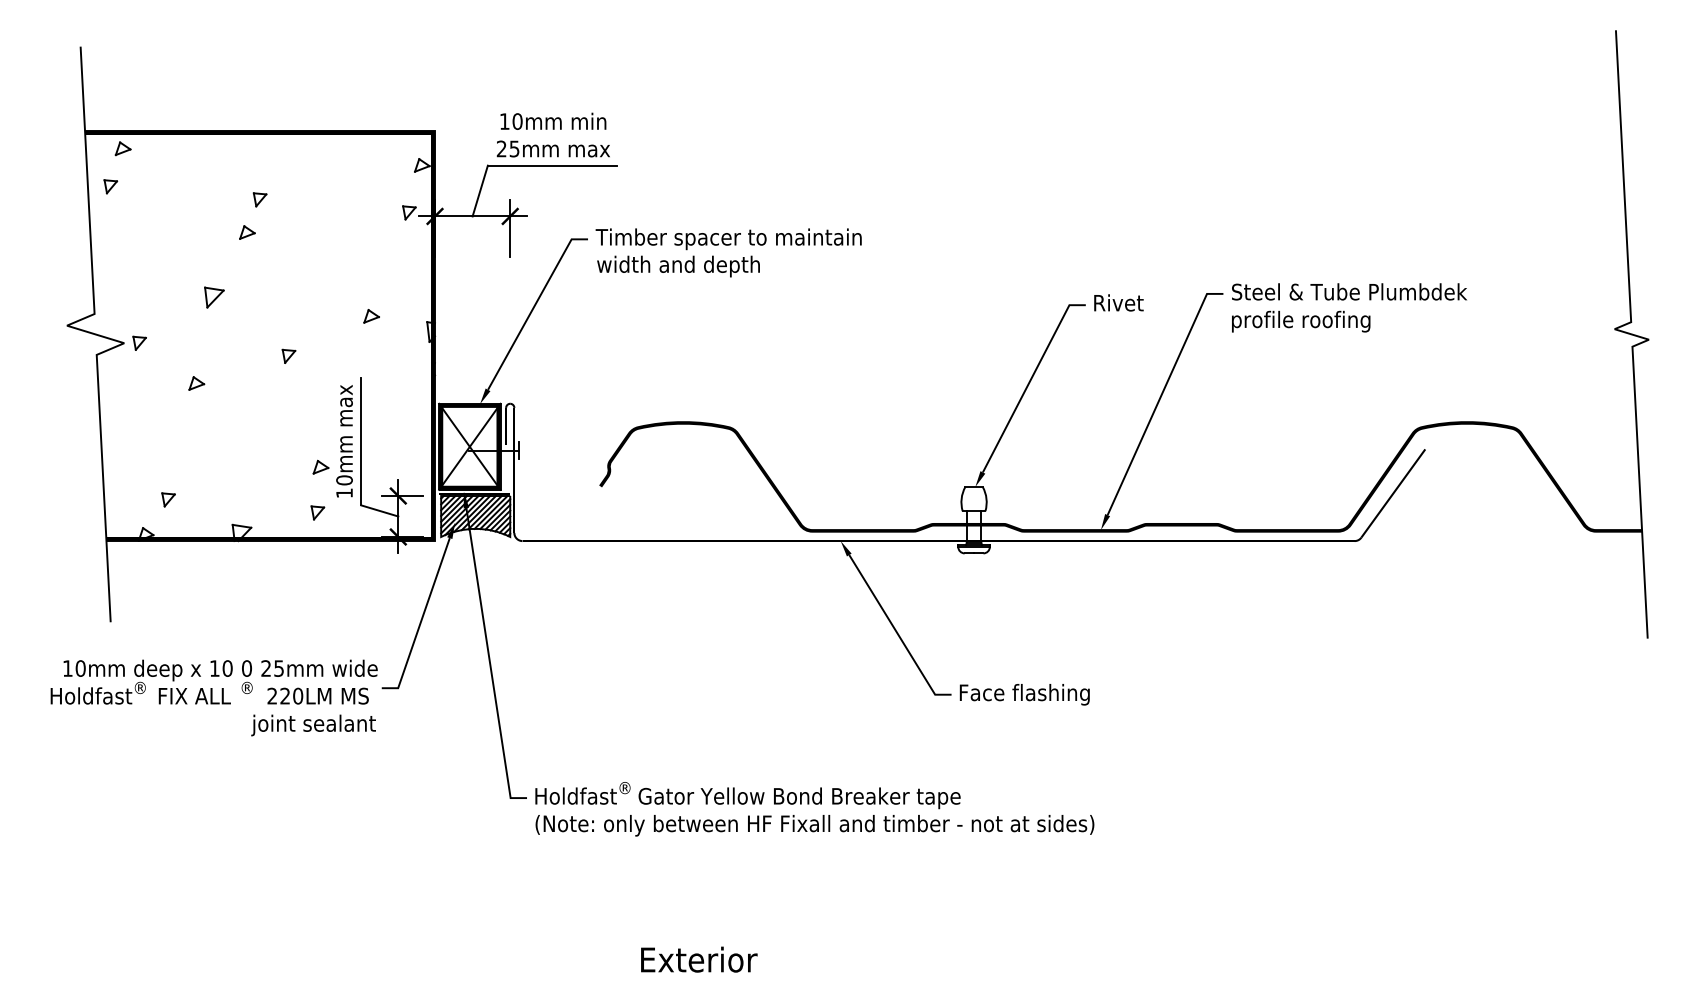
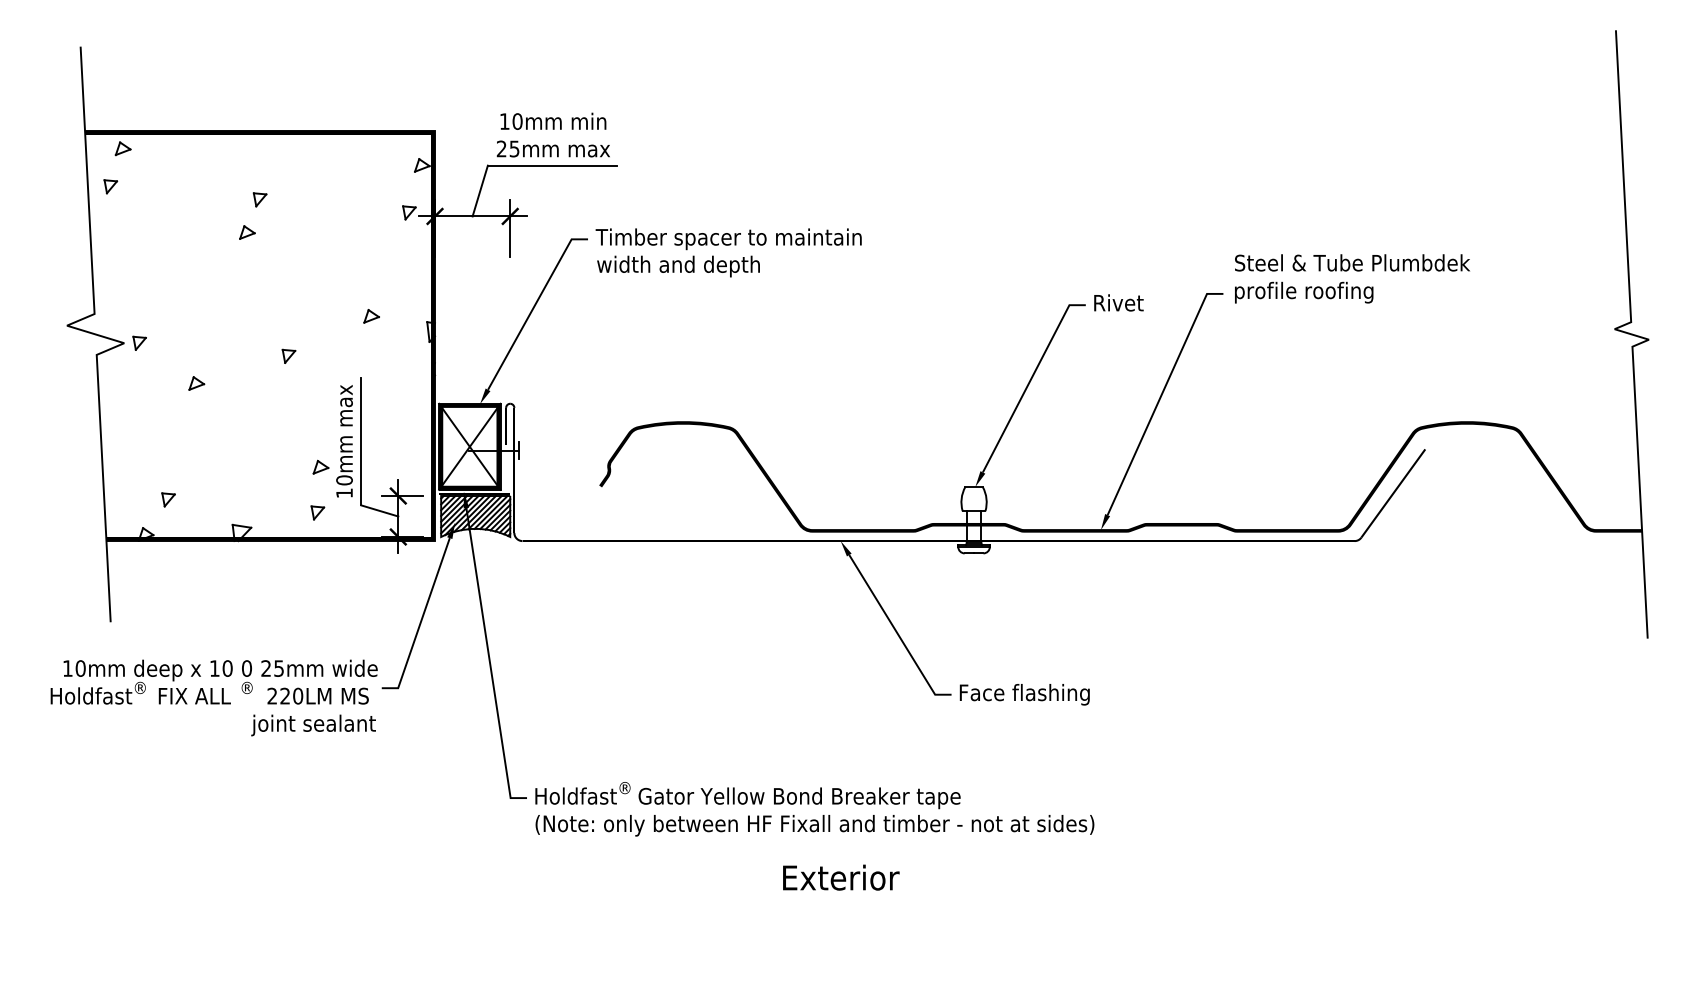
part: present -> none (214, 297)
text position: (1349, 307) -> (1352, 278) (1352, 278)
text position: (699, 959) -> (841, 877) (841, 877)
